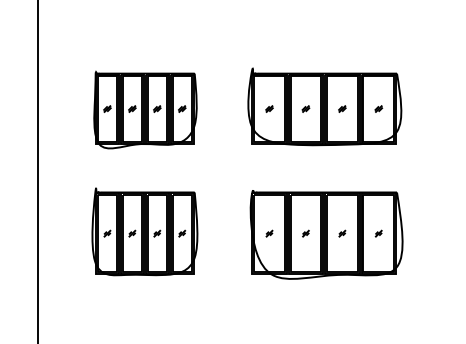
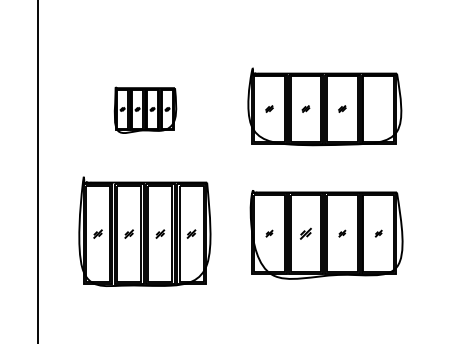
part: present -> none (378, 108)
part size: 105x80 px -> 65x48 px (145, 109)
part size: 108x90 px -> 134x111 px (144, 231)
part size: 8x9 px -> 13x13 px (305, 233)
